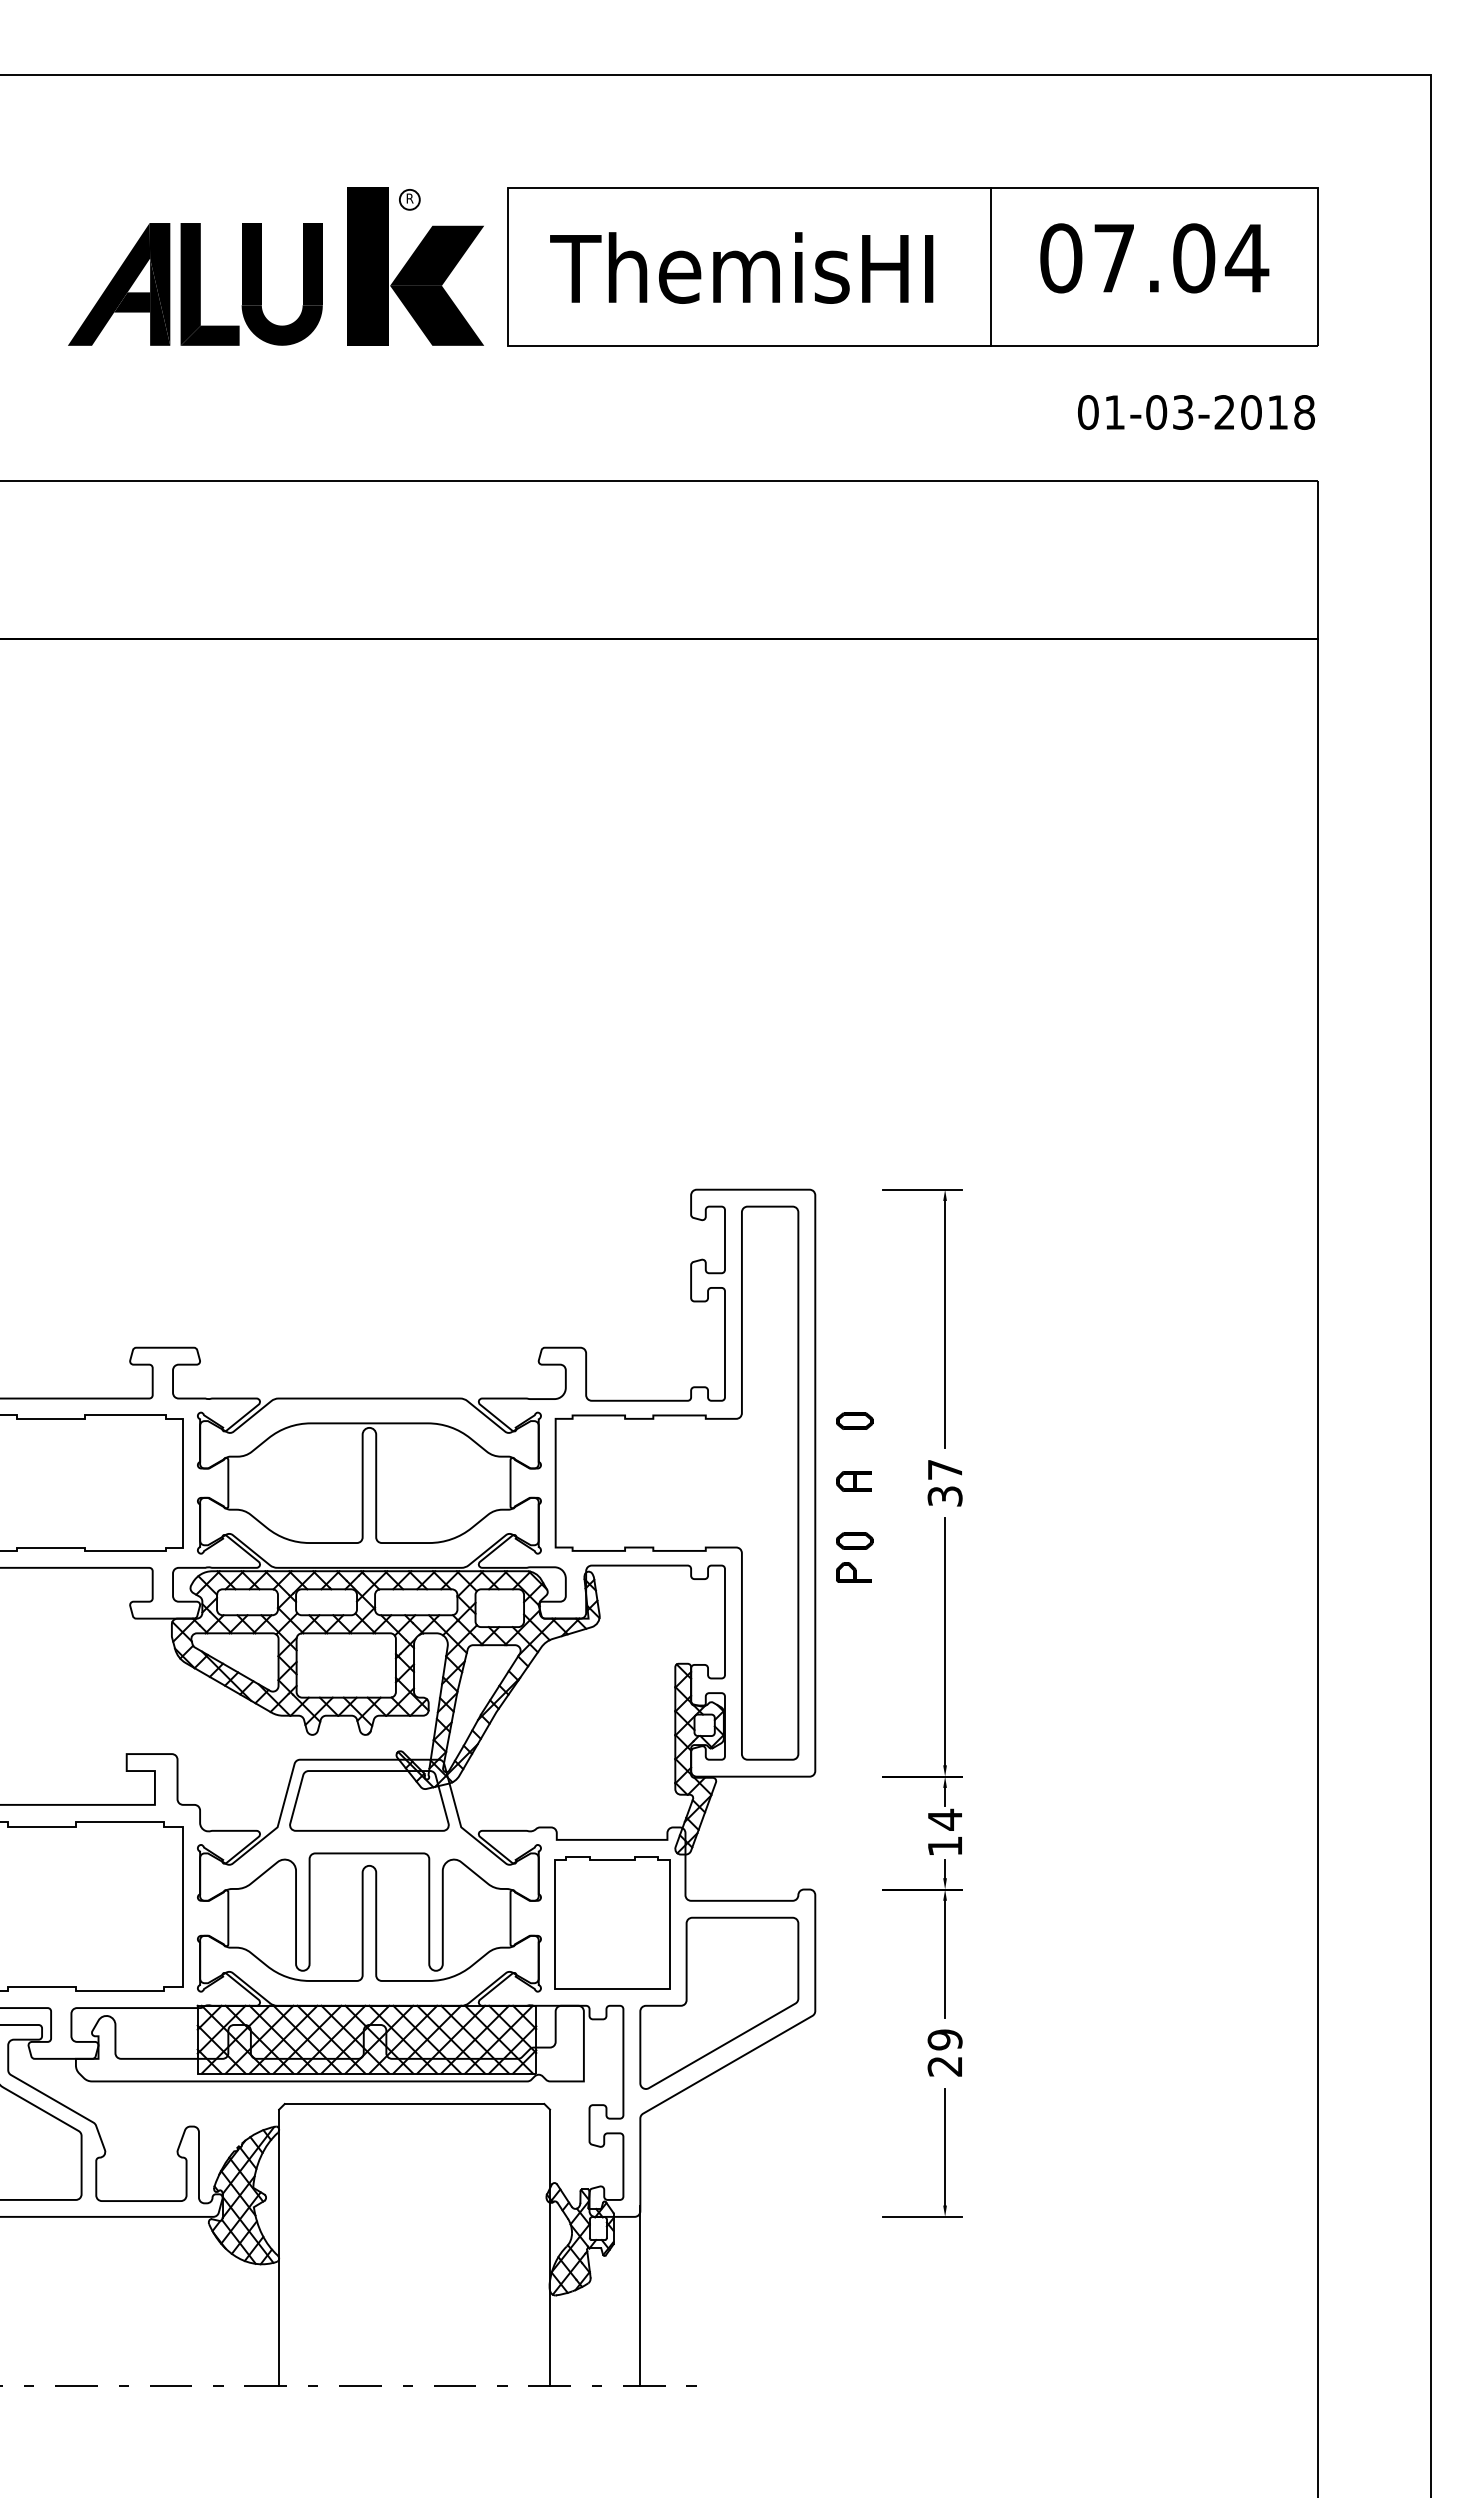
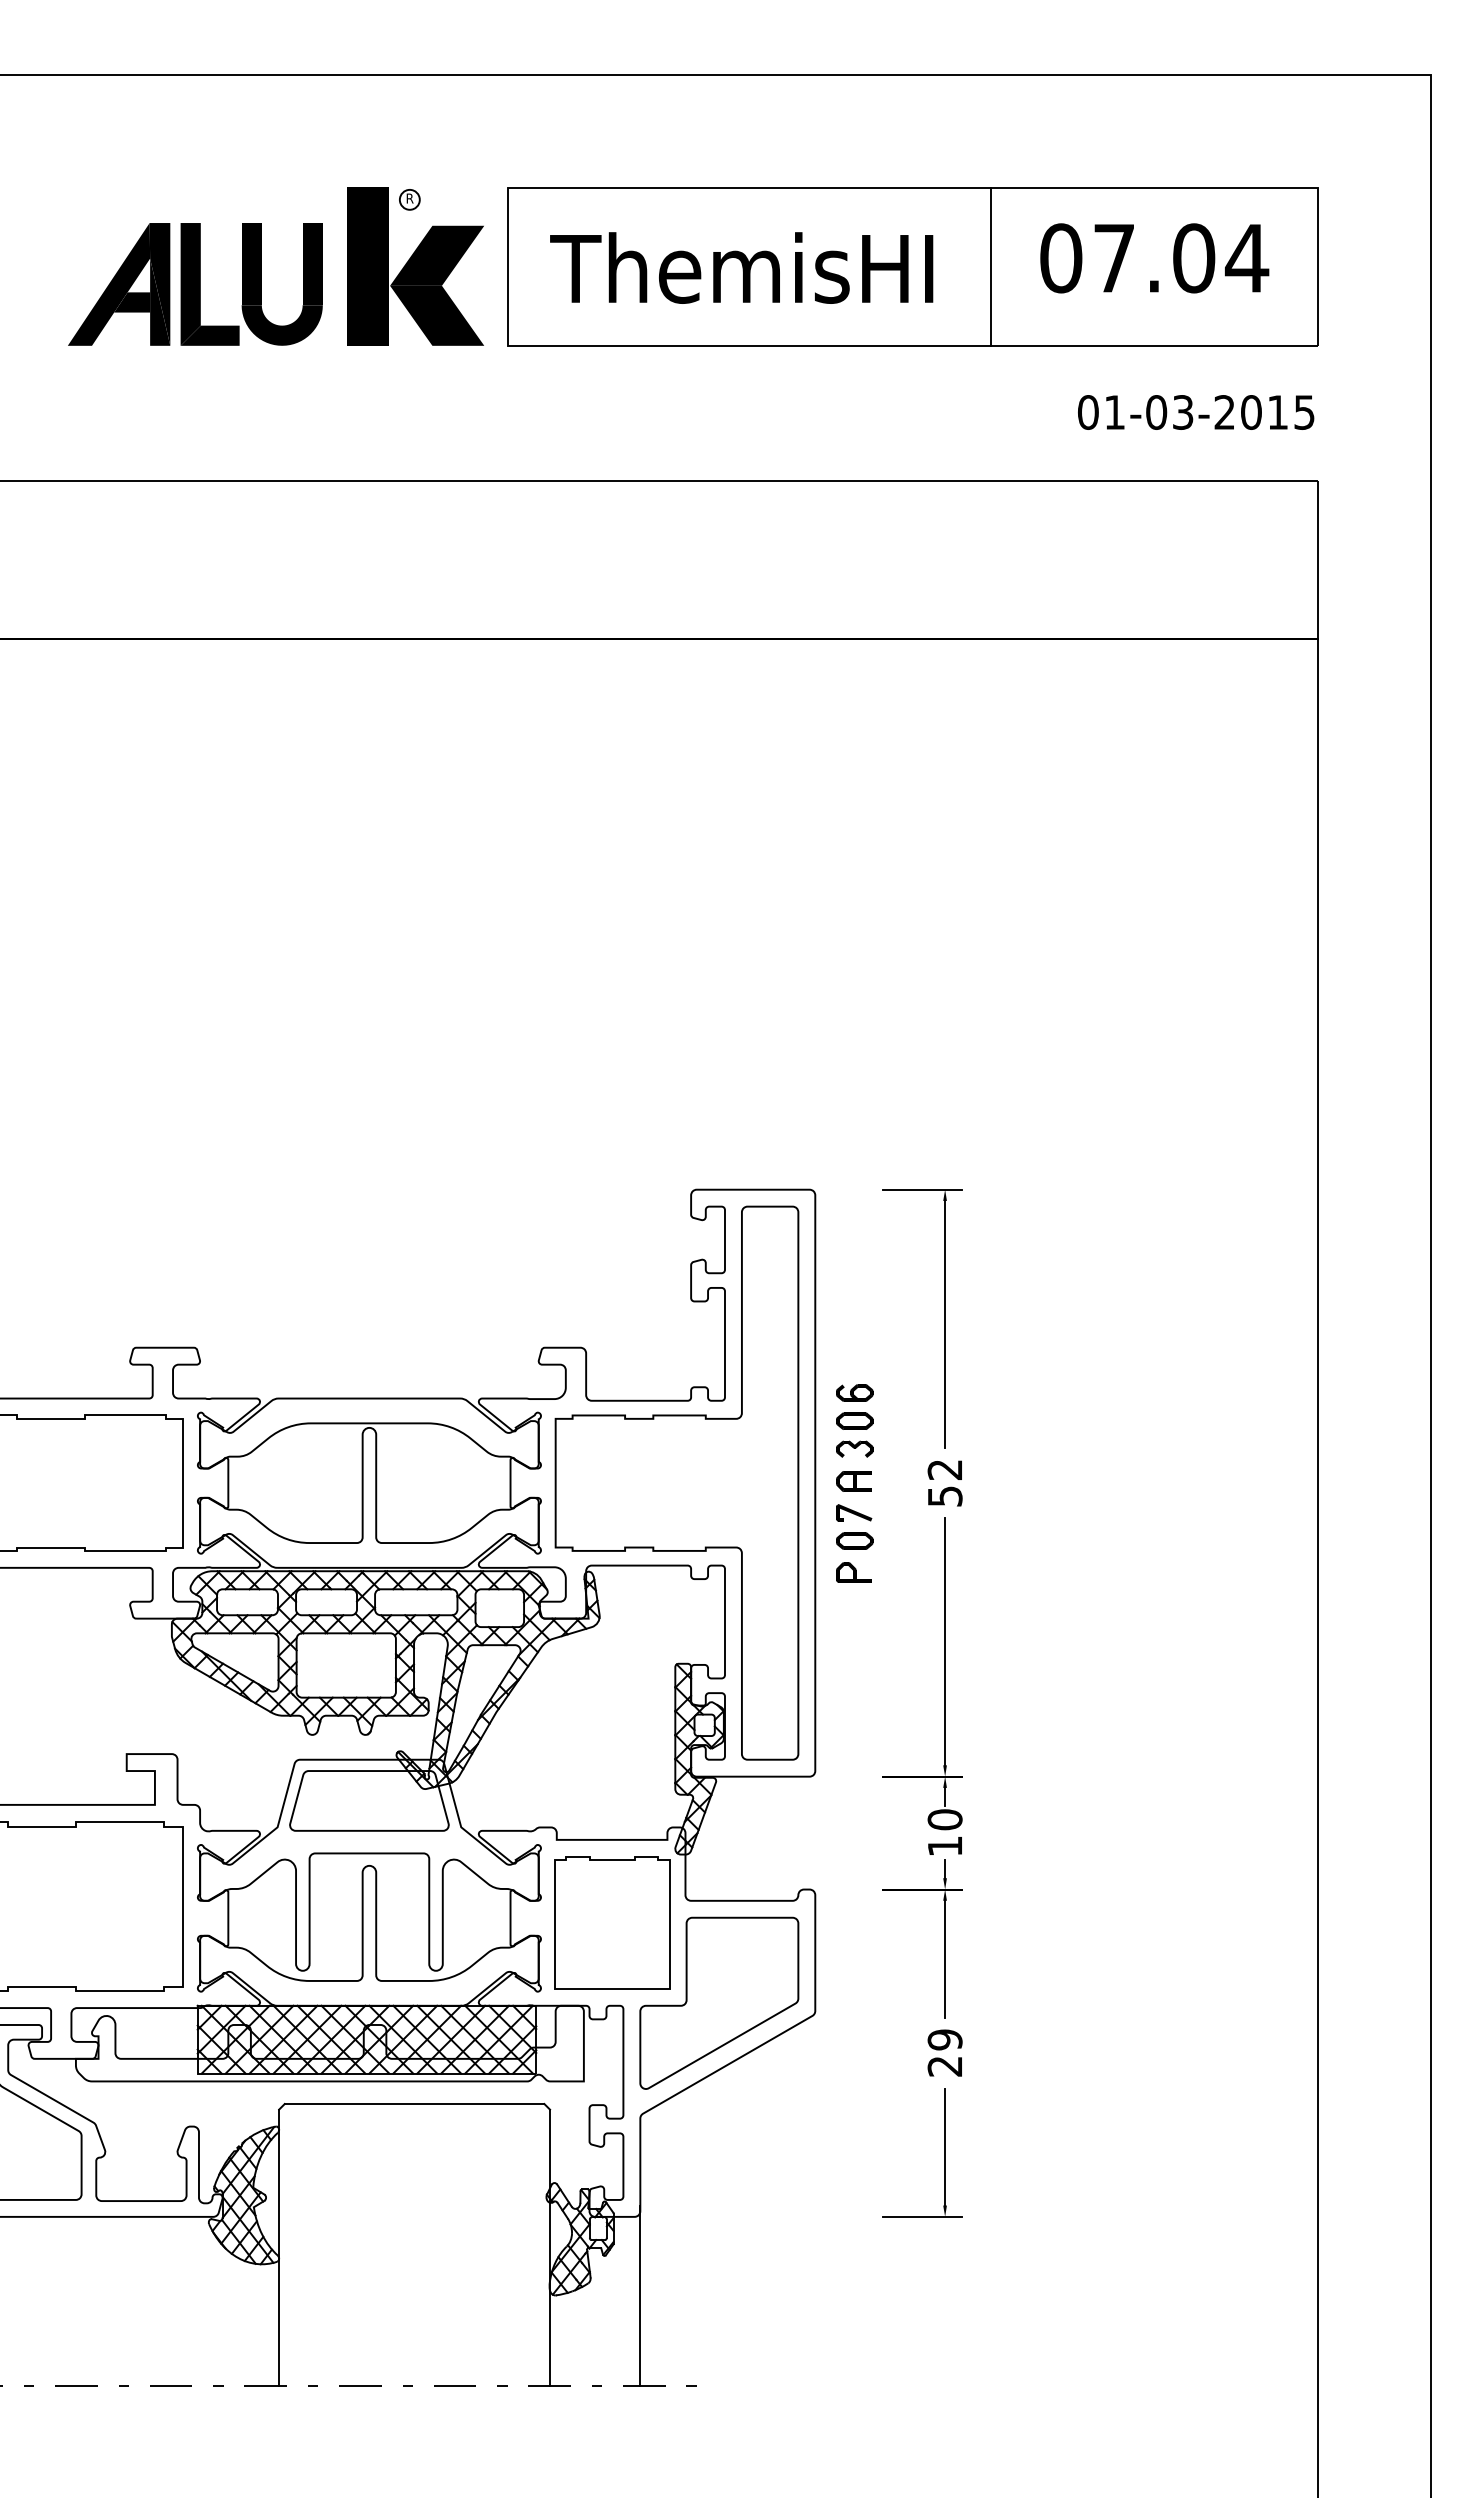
text: 01-03-2018 -> 01-03-2015 (1304, 412)
part: none -> present (854, 1392)
part: none -> present (854, 1448)
text: 37 -> 52 (944, 1483)
part: none -> present (854, 1512)
text: 14 -> 10 (944, 1819)
